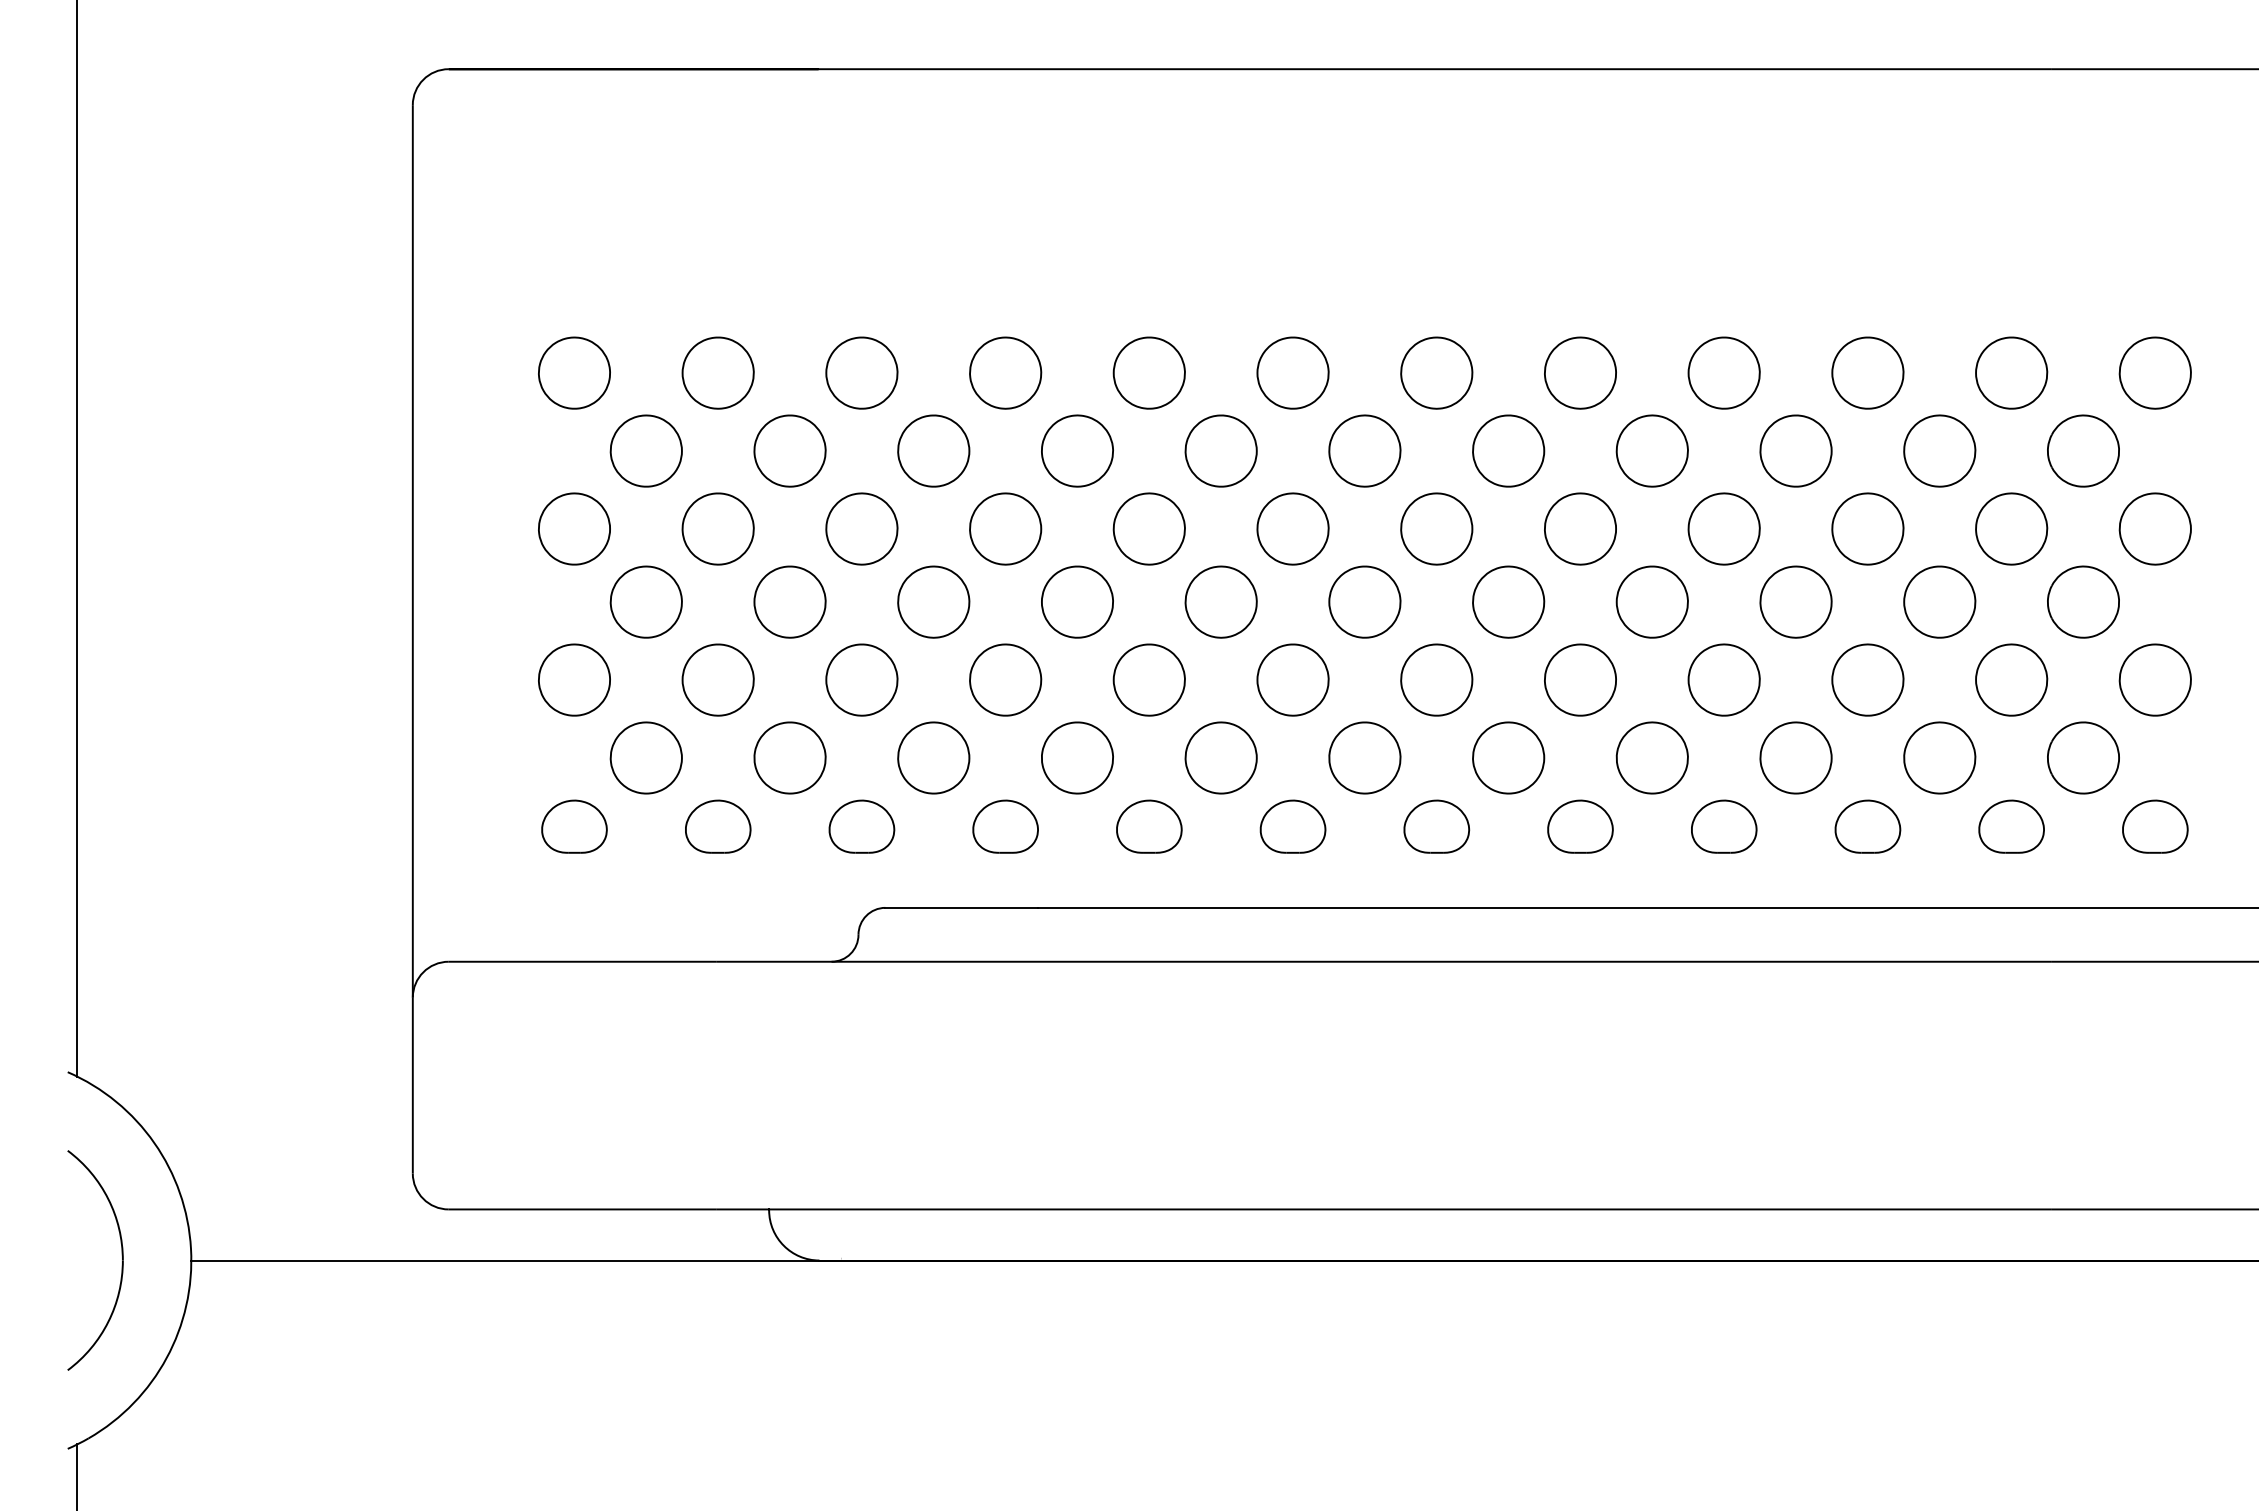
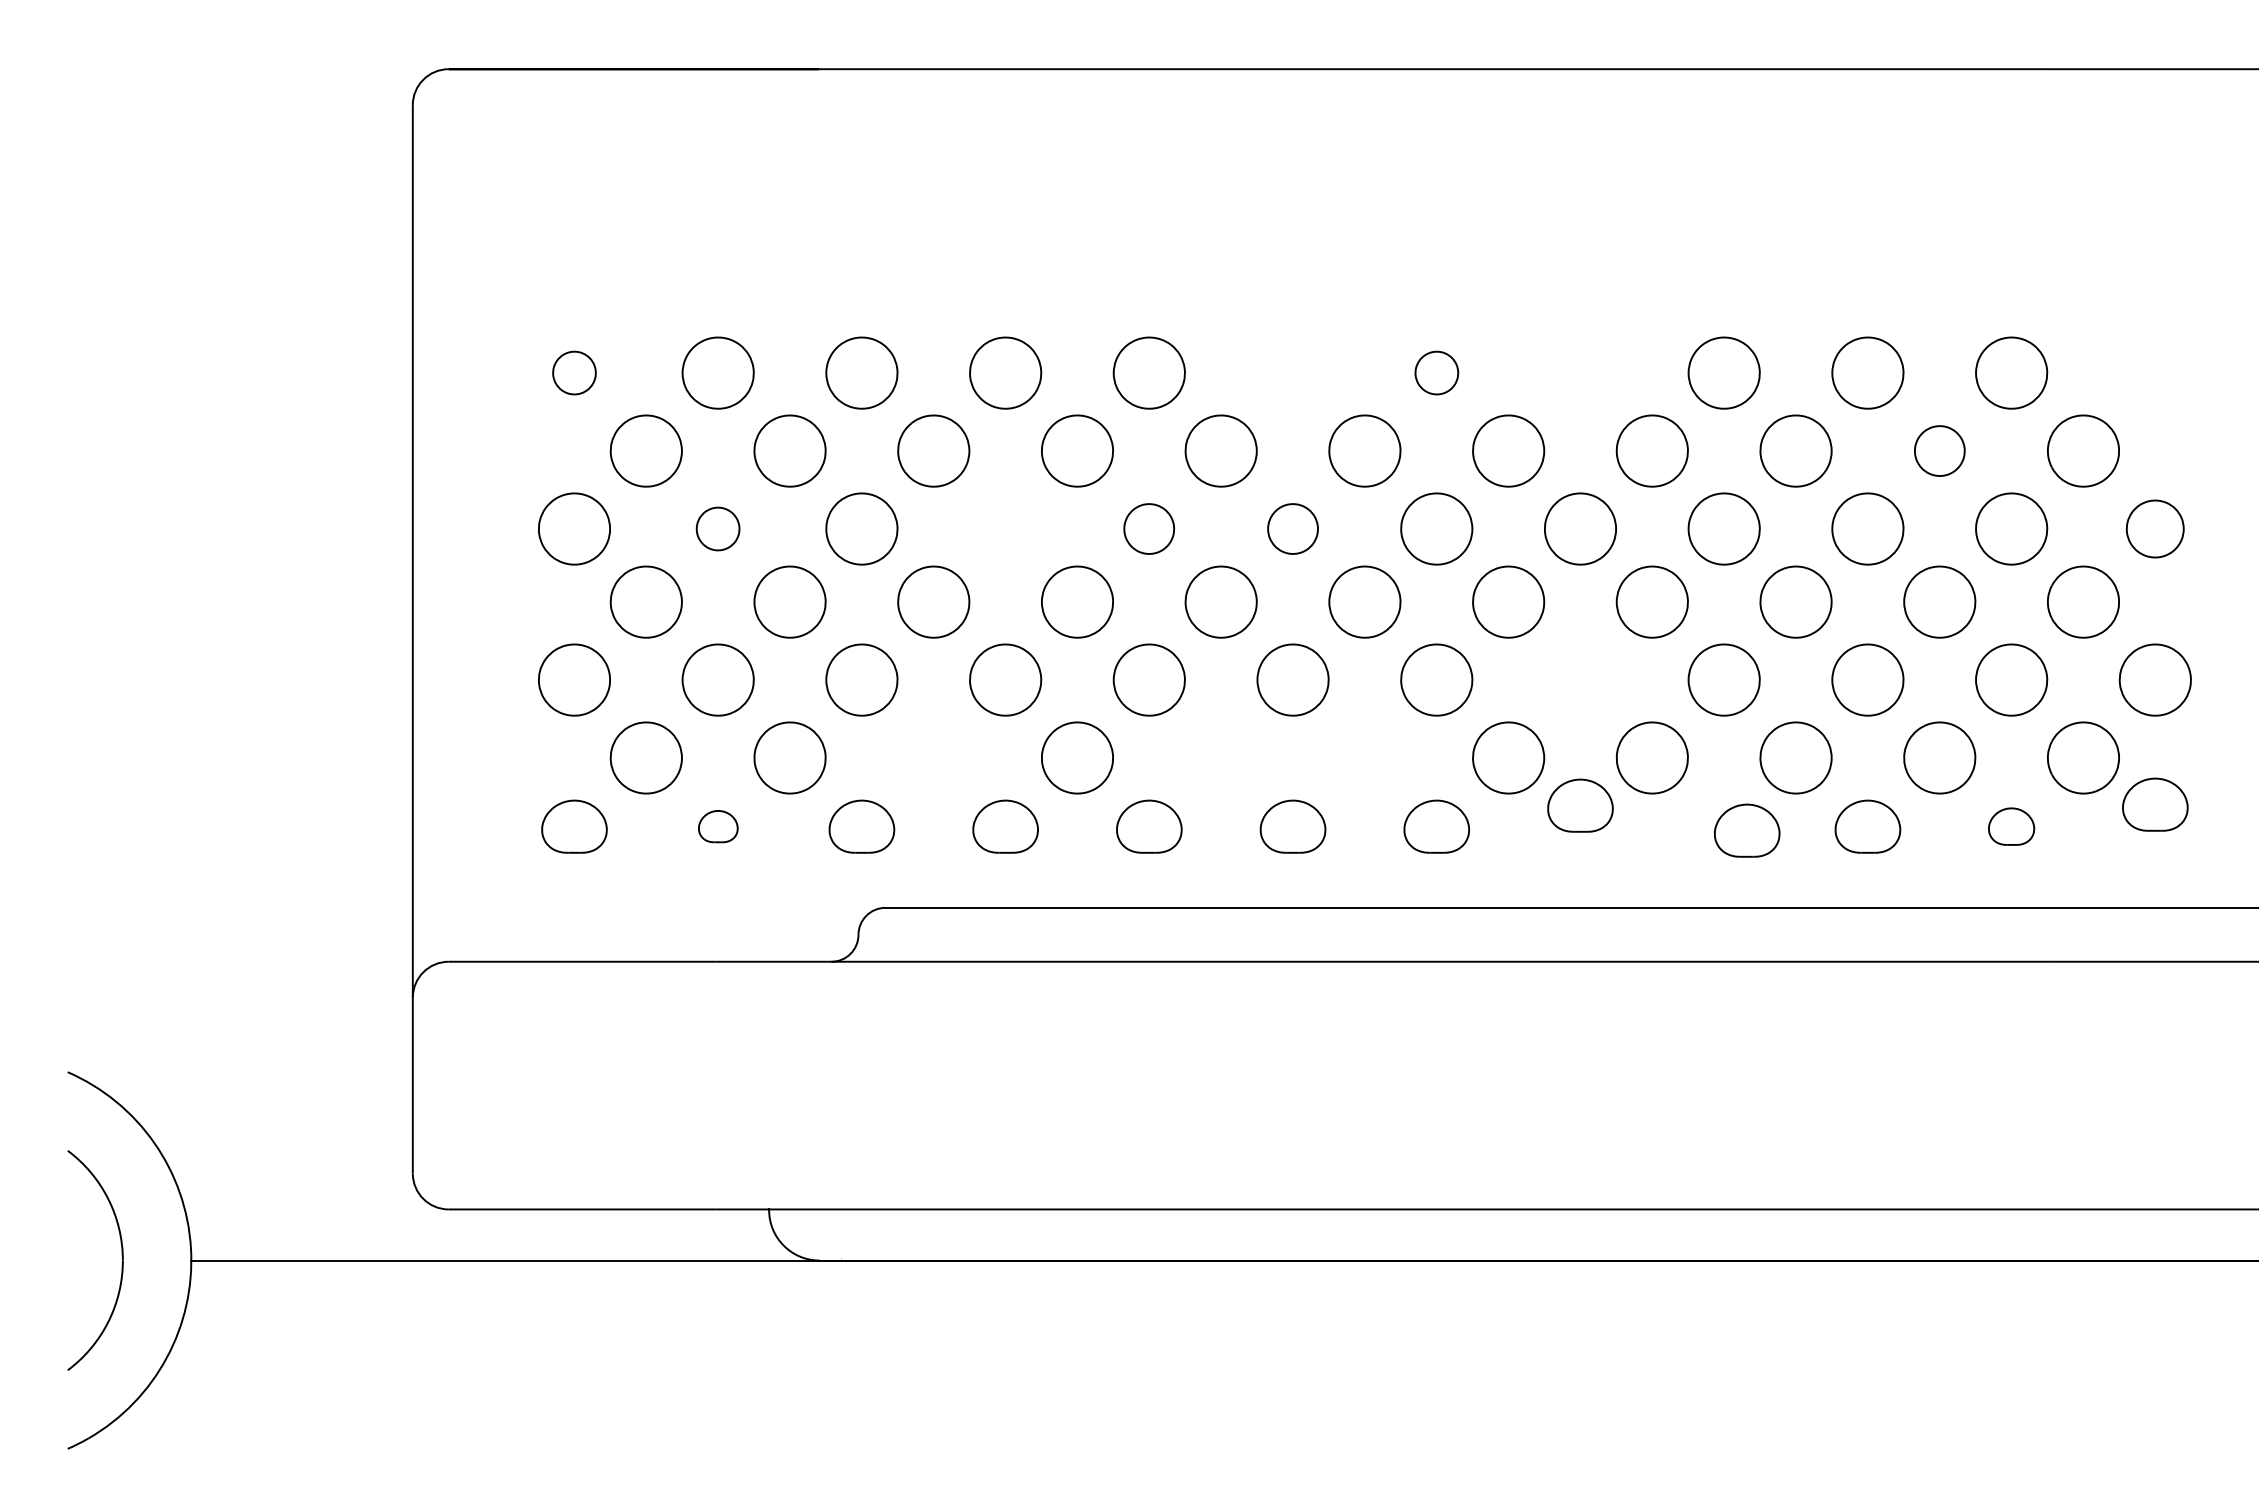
part size: 73x74 px -> 45x46 px (574, 372)
part: present -> none (1292, 372)
part size: 74x74 px -> 46x46 px (1436, 372)
part: present -> none (1580, 372)
part: present -> none (2154, 372)
part size: 74x74 px -> 52x52 px (1939, 450)
part size: 74x74 px -> 46x46 px (717, 528)
part: present -> none (1005, 528)
part size: 74x74 px -> 53x52 px (1149, 528)
part size: 74x74 px -> 52x52 px (1292, 528)
part size: 74x74 px -> 60x60 px (2154, 528)
line: present -> none (77, 539)
part: present -> none (1580, 679)
part: present -> none (933, 757)
part: present -> none (1220, 757)
part: present -> none (1364, 757)
part size: 67x55 px -> 41x34 px (718, 826)
part position: (1580, 826) -> (1580, 805) (1580, 805)
part position: (1724, 826) -> (1747, 830) (1747, 830)
part size: 67x55 px -> 48x39 px (2011, 826)
part position: (2155, 826) -> (2155, 804) (2155, 804)
line: present -> none (77, 1475)
